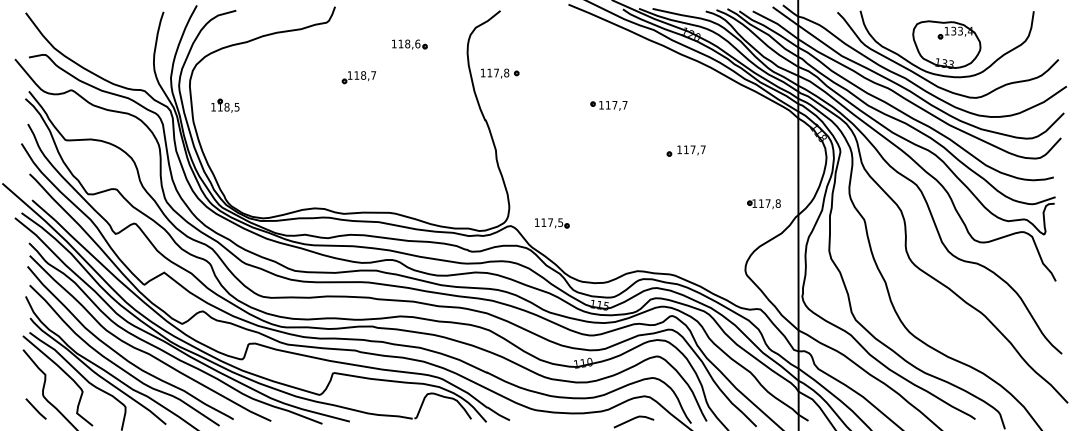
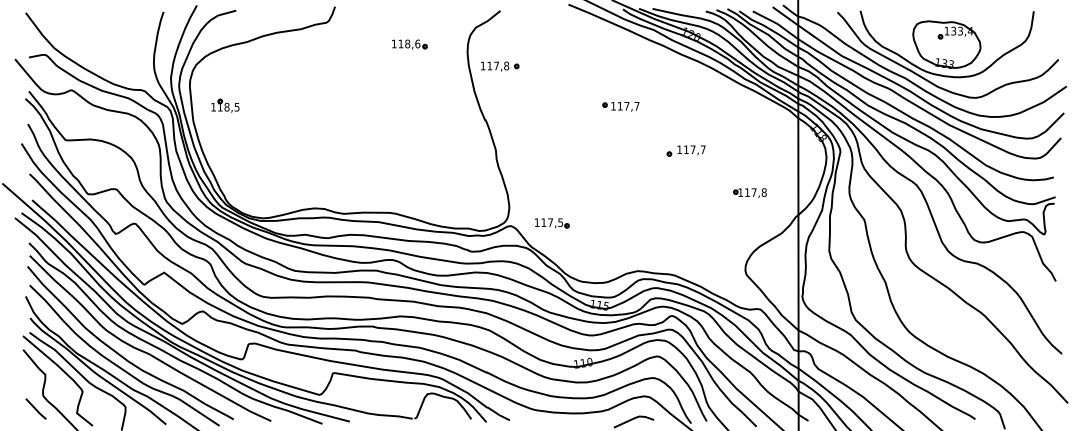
part position: (500, 73) -> (500, 66) (500, 66)
part: present -> none (358, 77)
part position: (608, 105) -> (620, 106) (620, 106)
part position: (763, 204) -> (749, 193) (749, 193)
